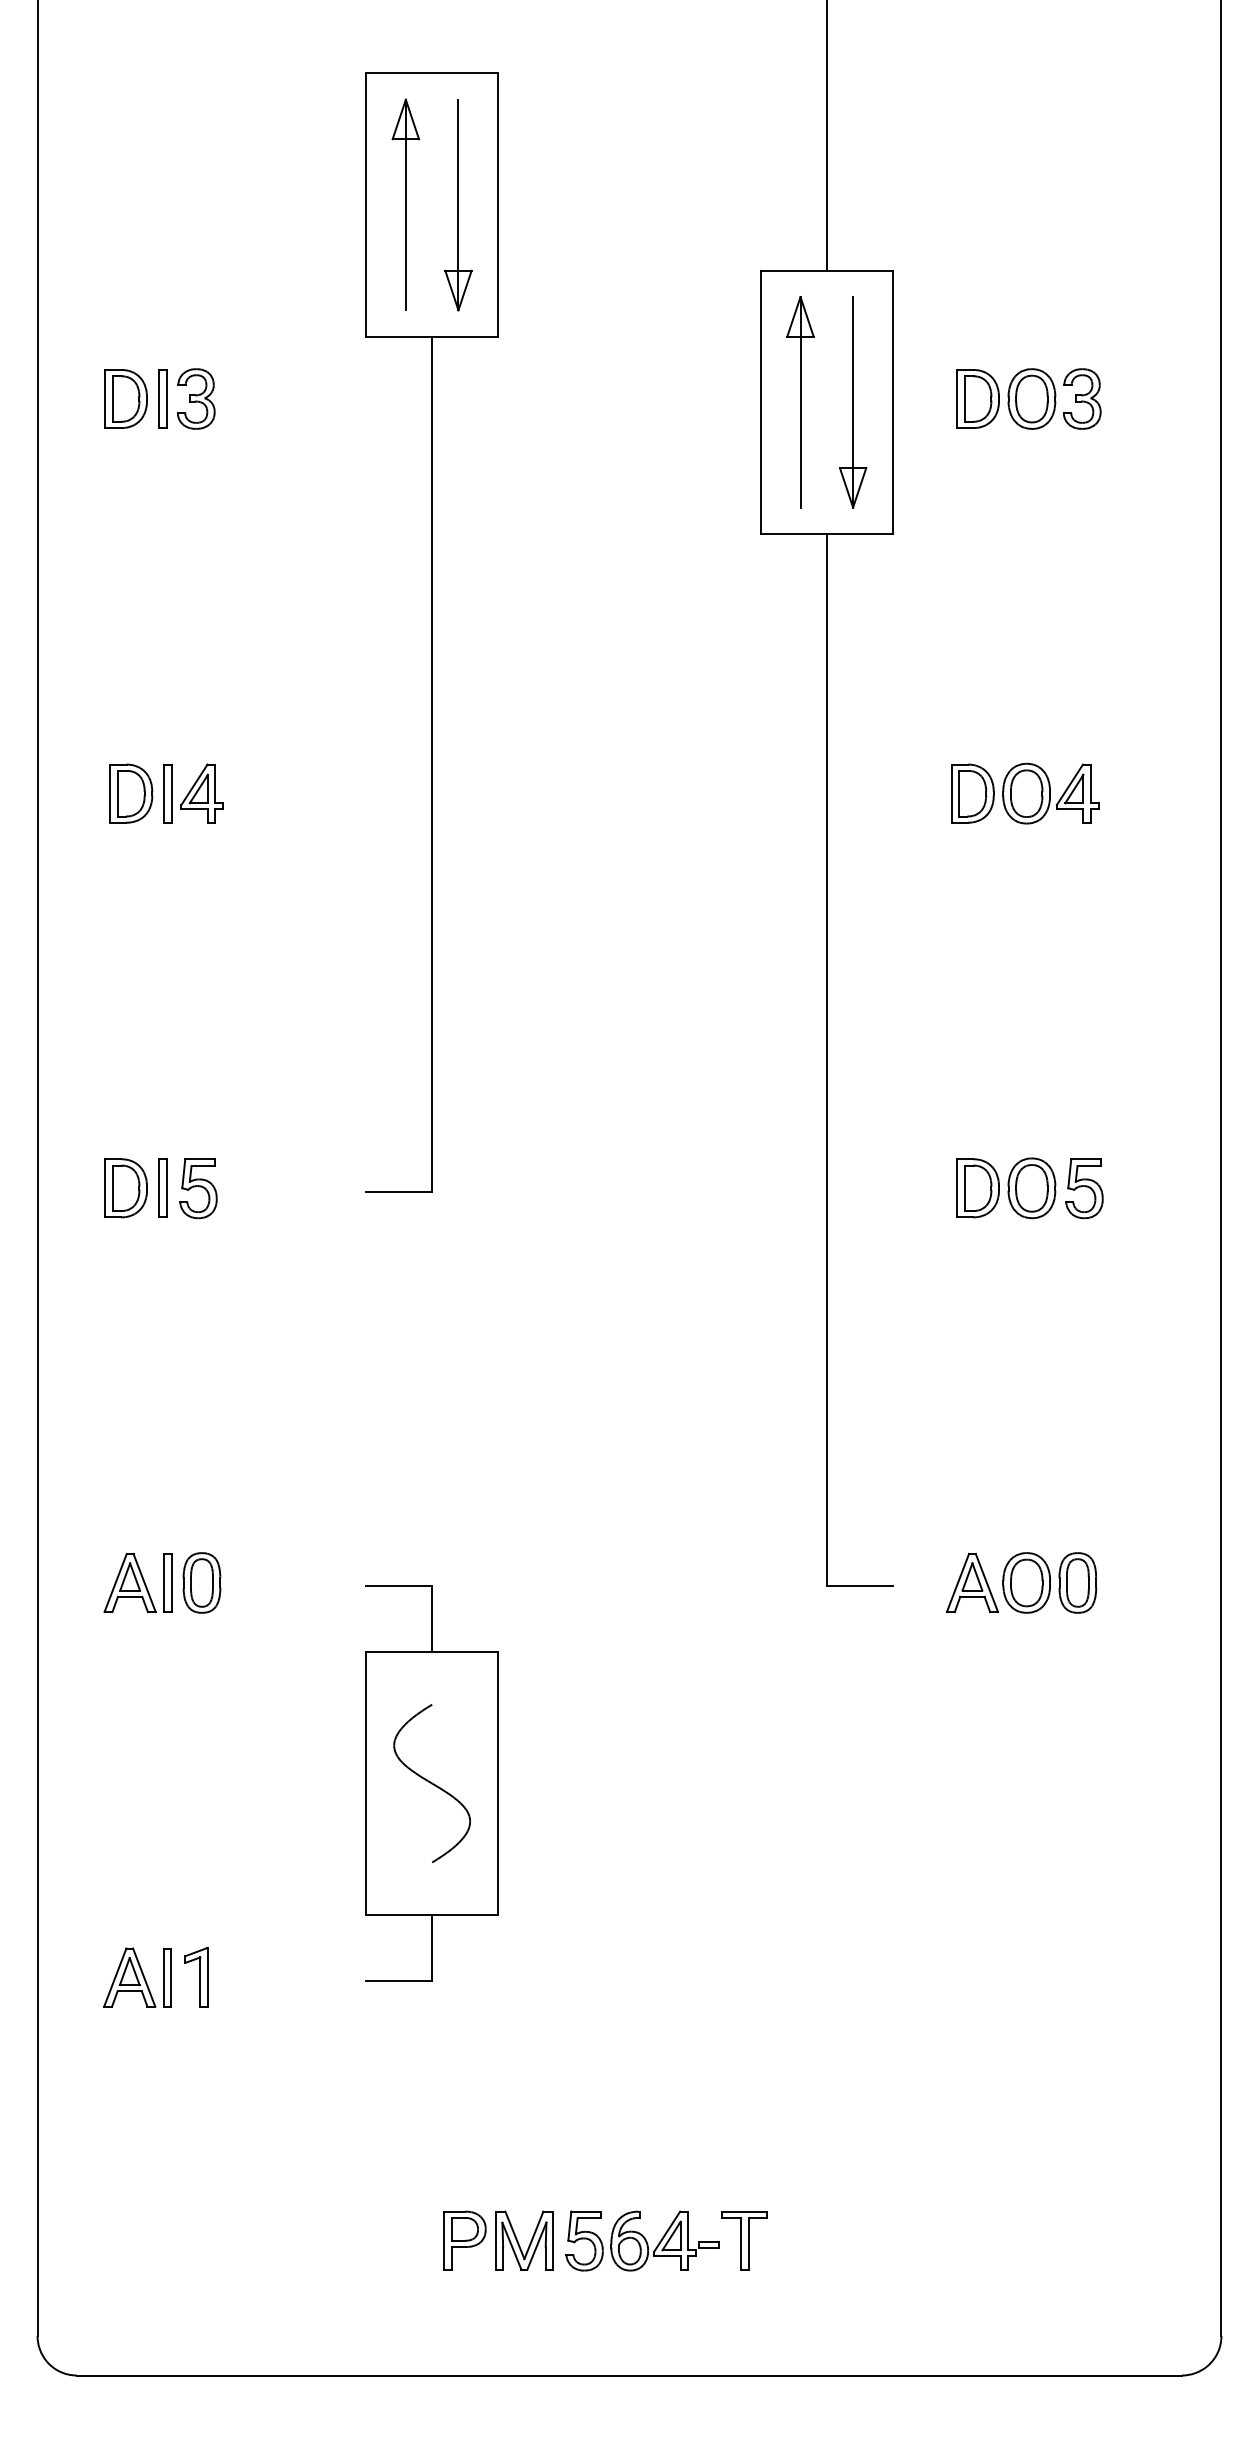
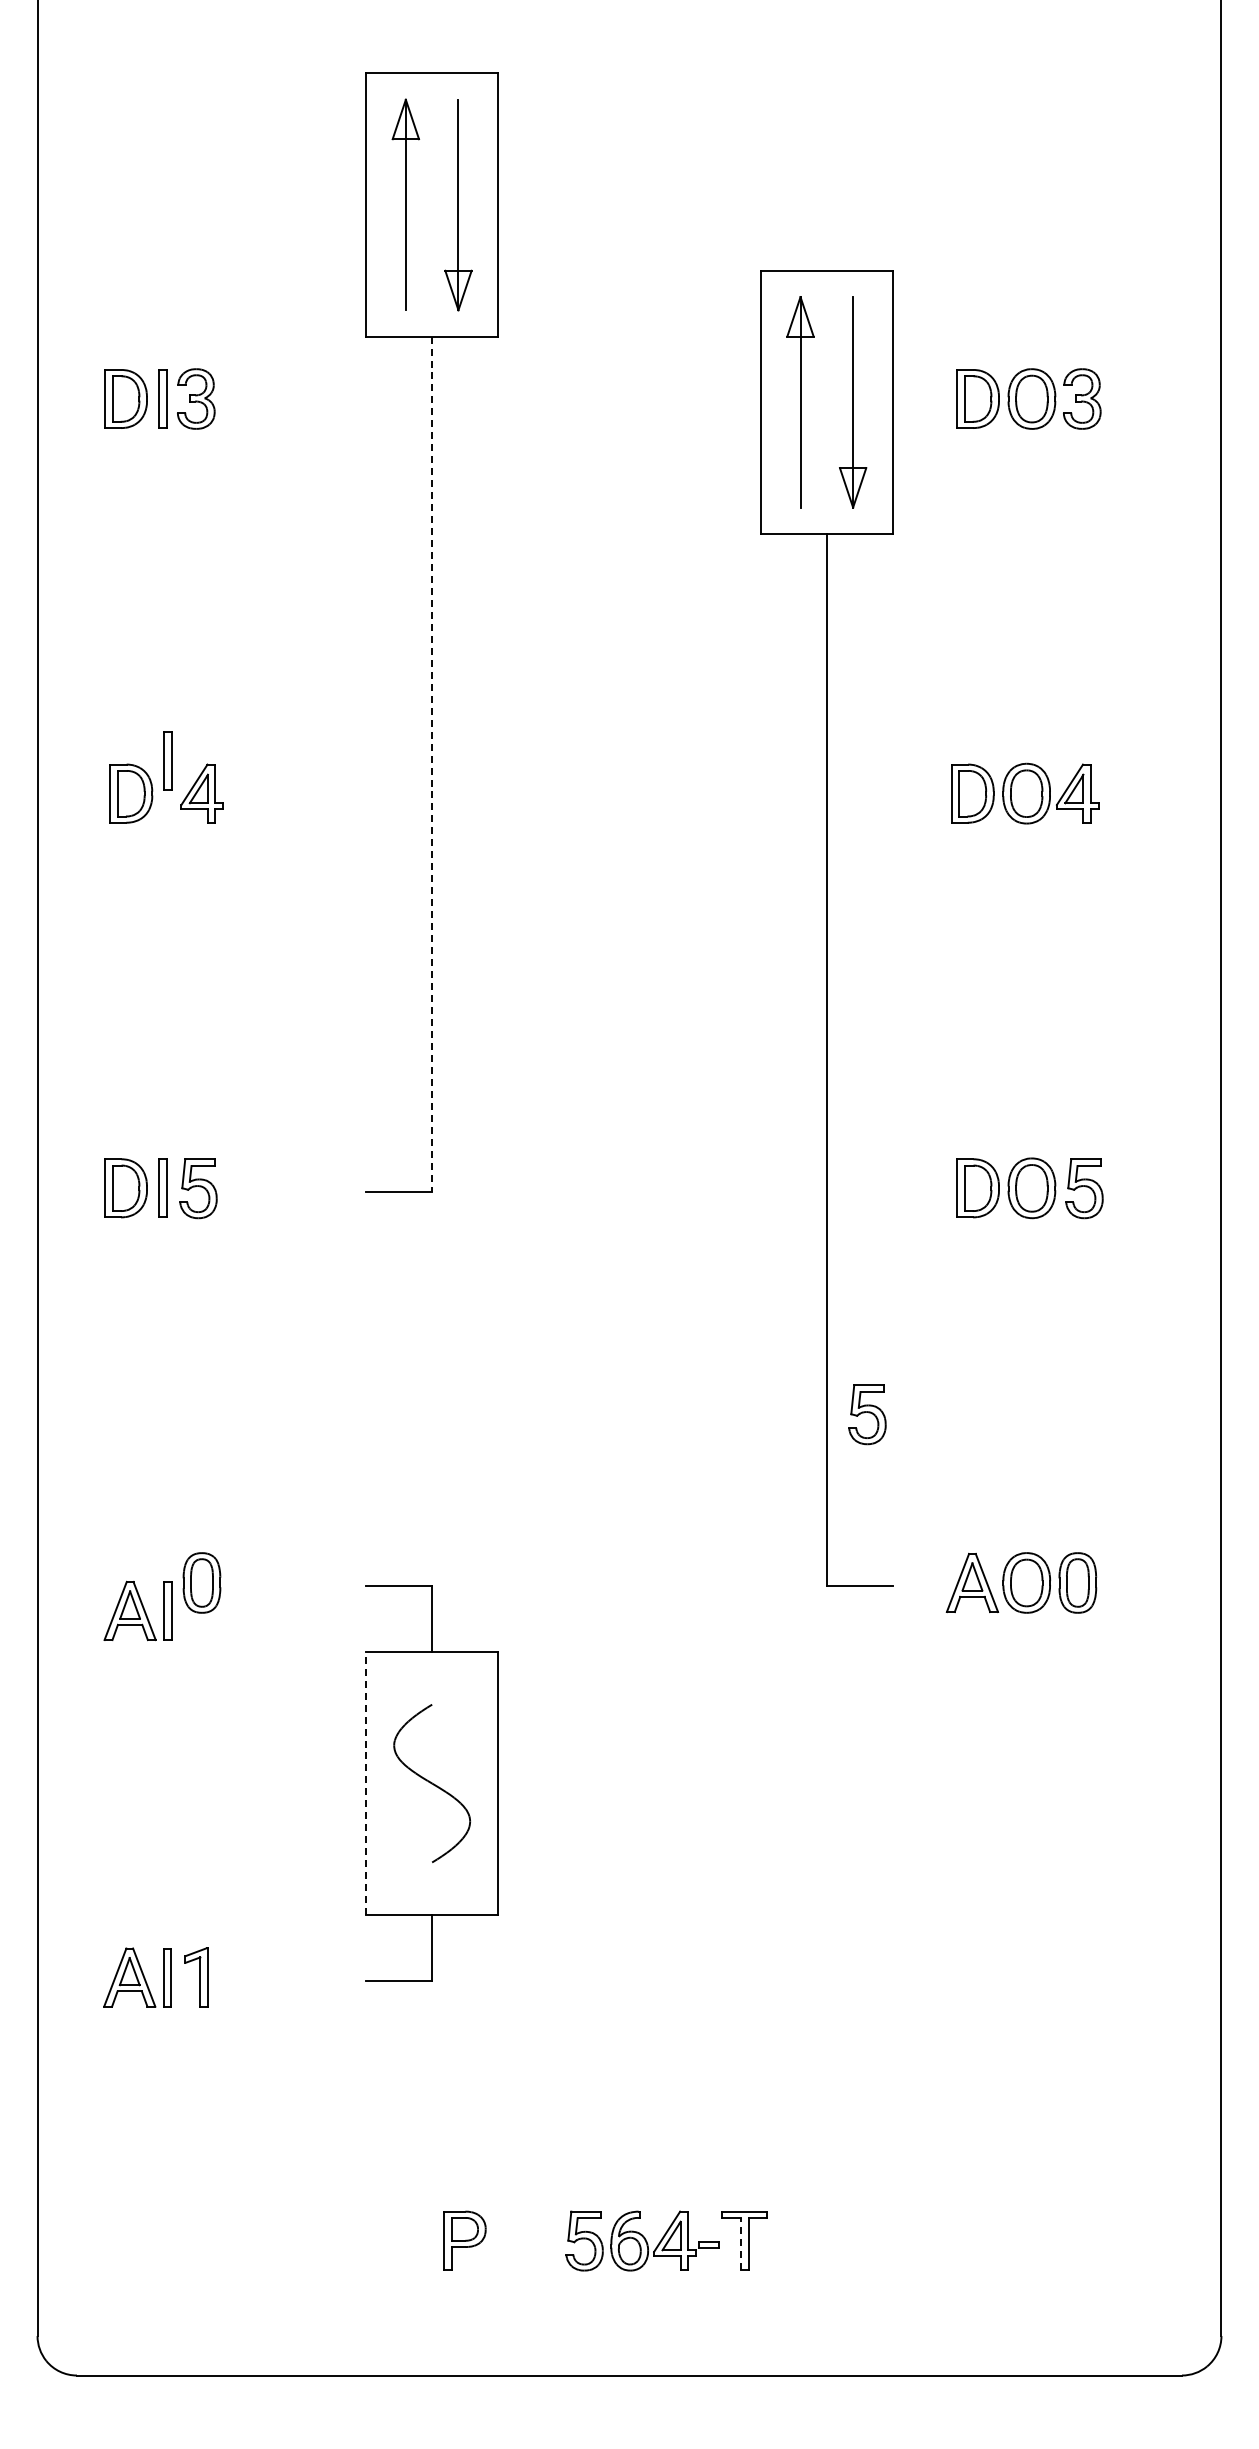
line: present -> none (826, 136)
line: solid -> dashed (432, 764)
part position: (167, 793) -> (167, 760) (167, 760)
part: none -> present (867, 1414)
part position: (137, 1582) -> (137, 1610) (137, 1610)
line: solid -> dashed (366, 1783)
part: present -> none (524, 2240)
line: solid -> dashed (741, 2243)
